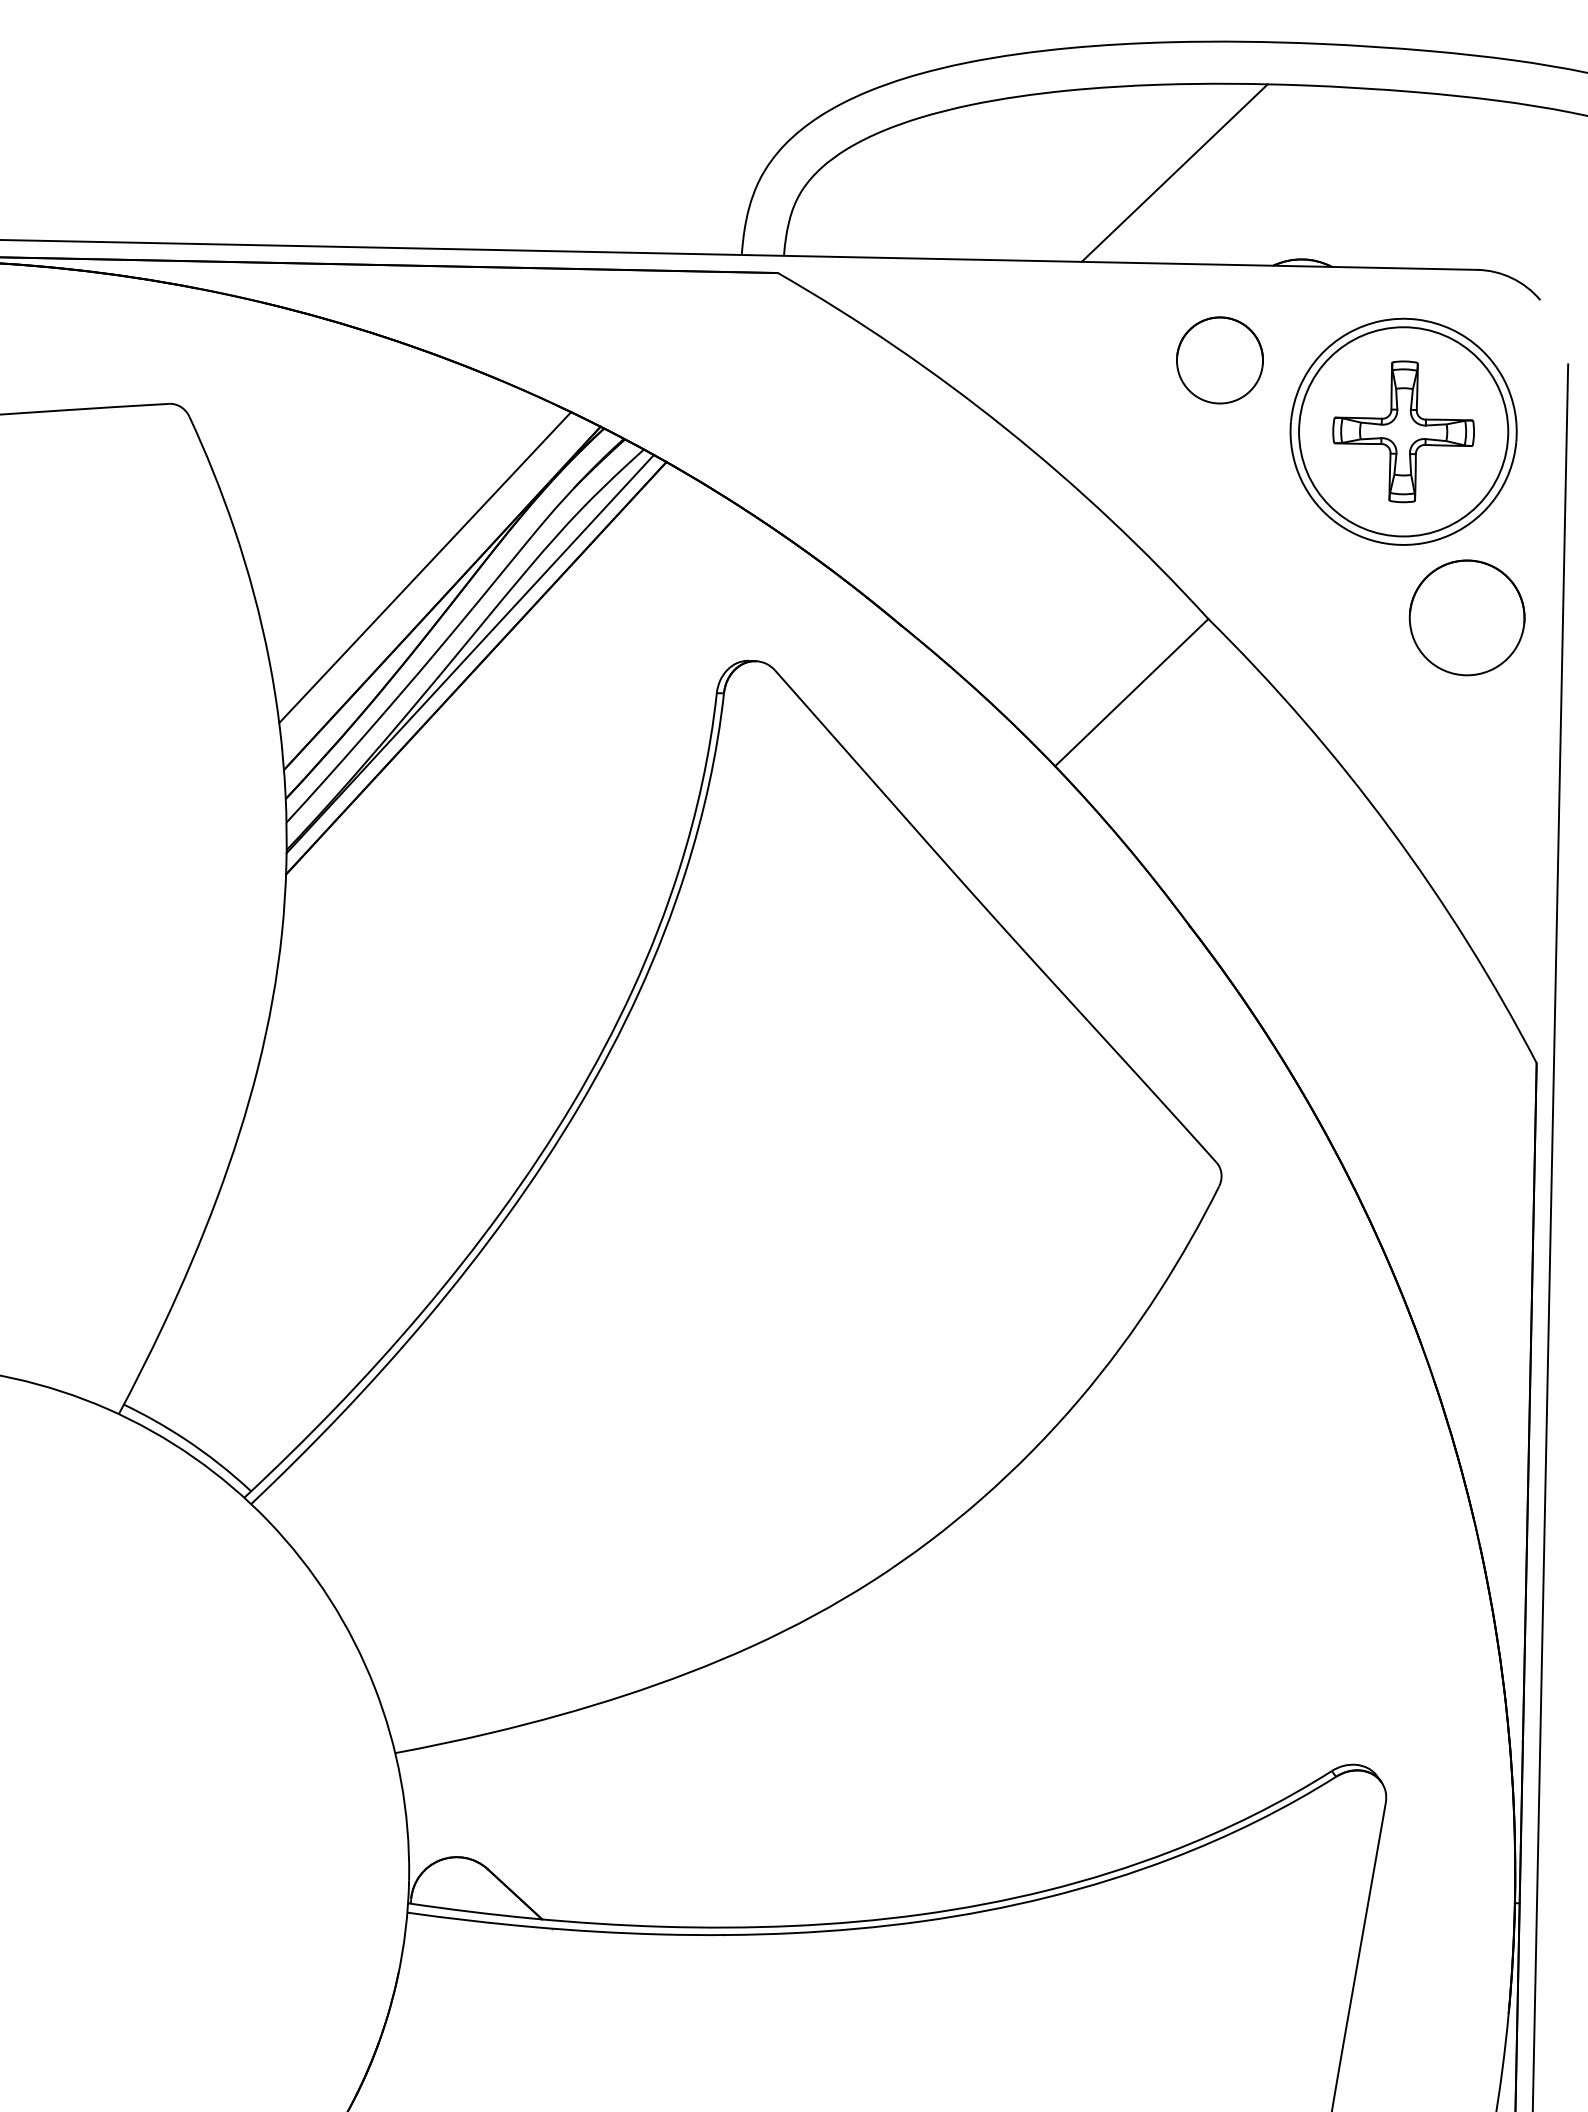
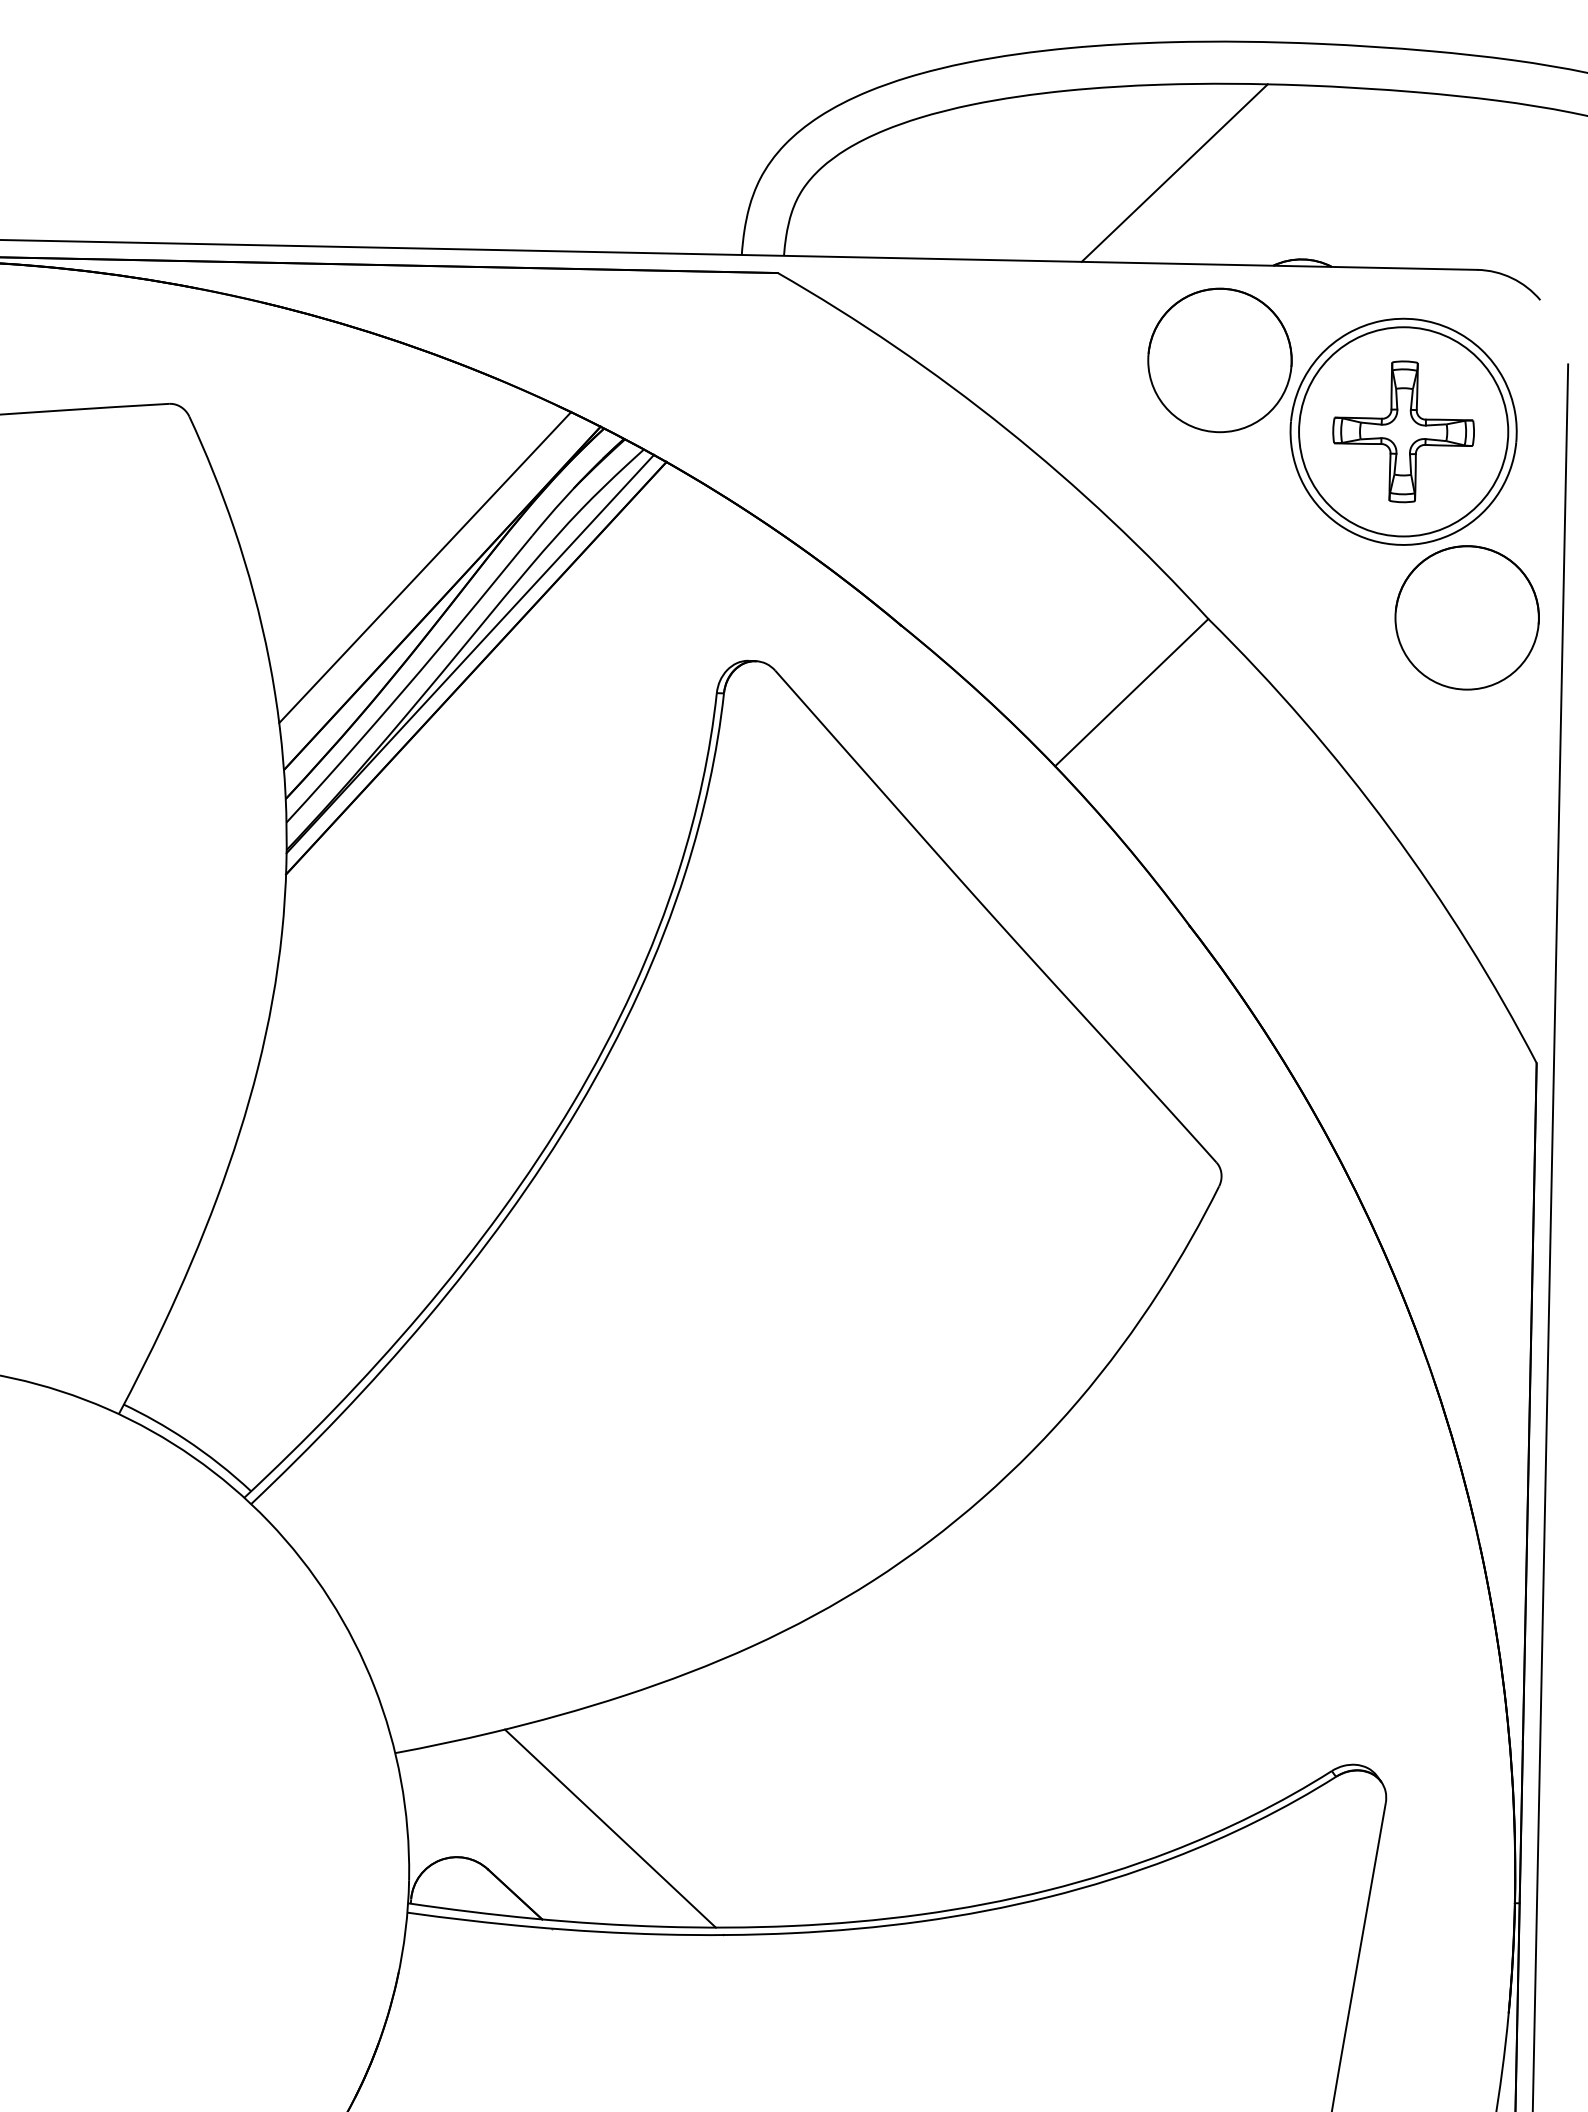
part size: 88x89 px -> 146x147 px (1219, 360)
circle size: 118x118 px -> 146x146 px (1466, 617)
line: none -> present (609, 1828)
